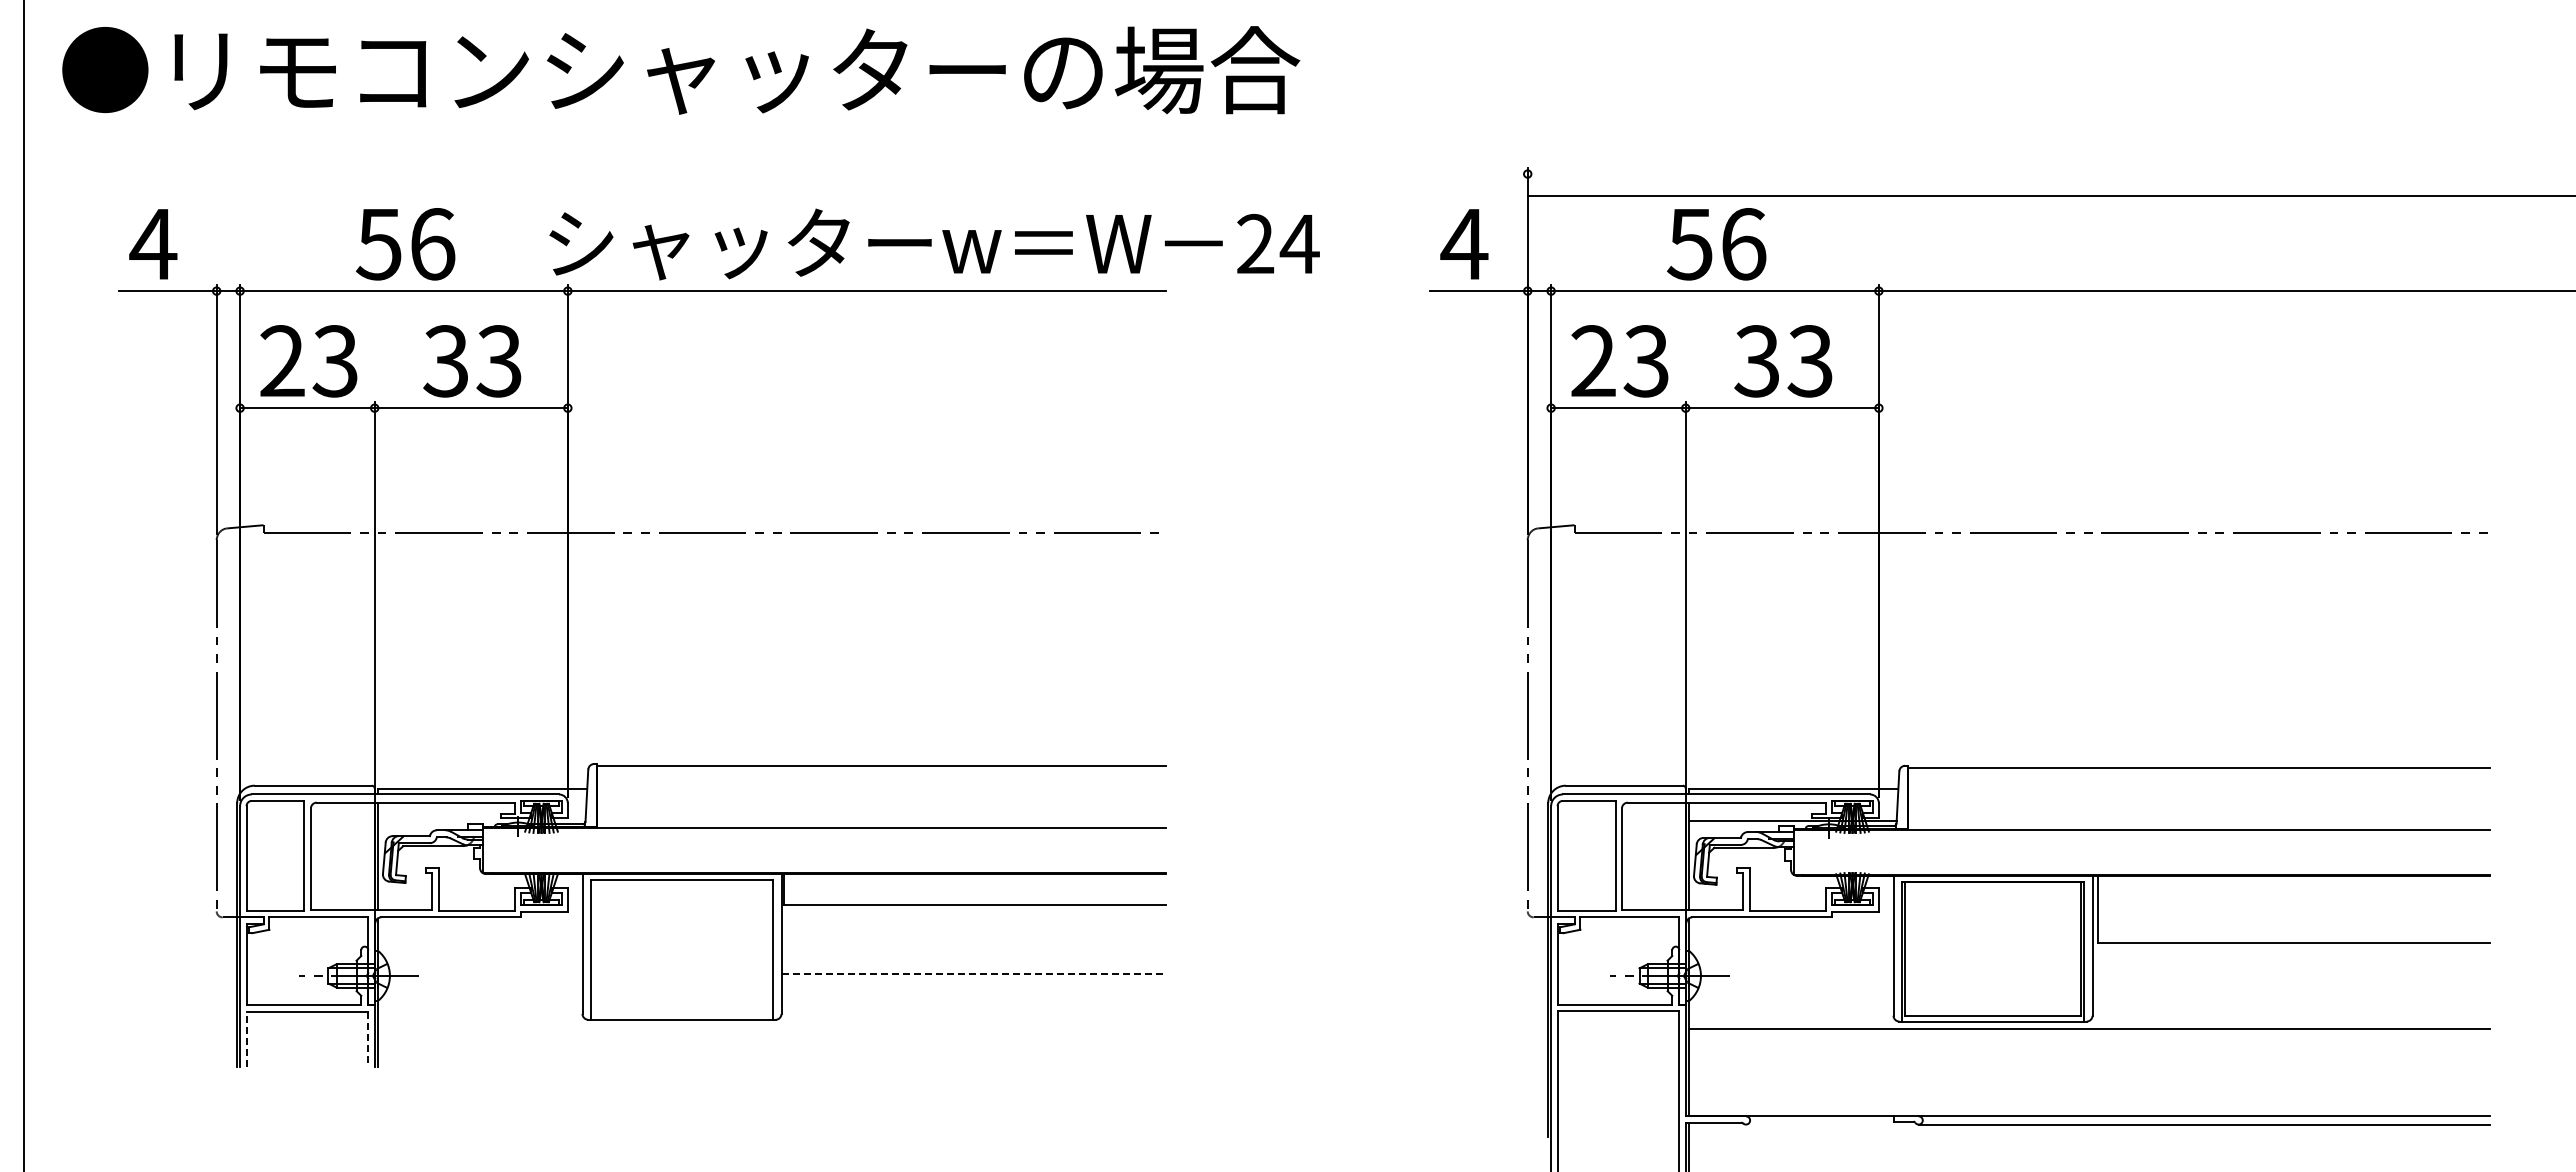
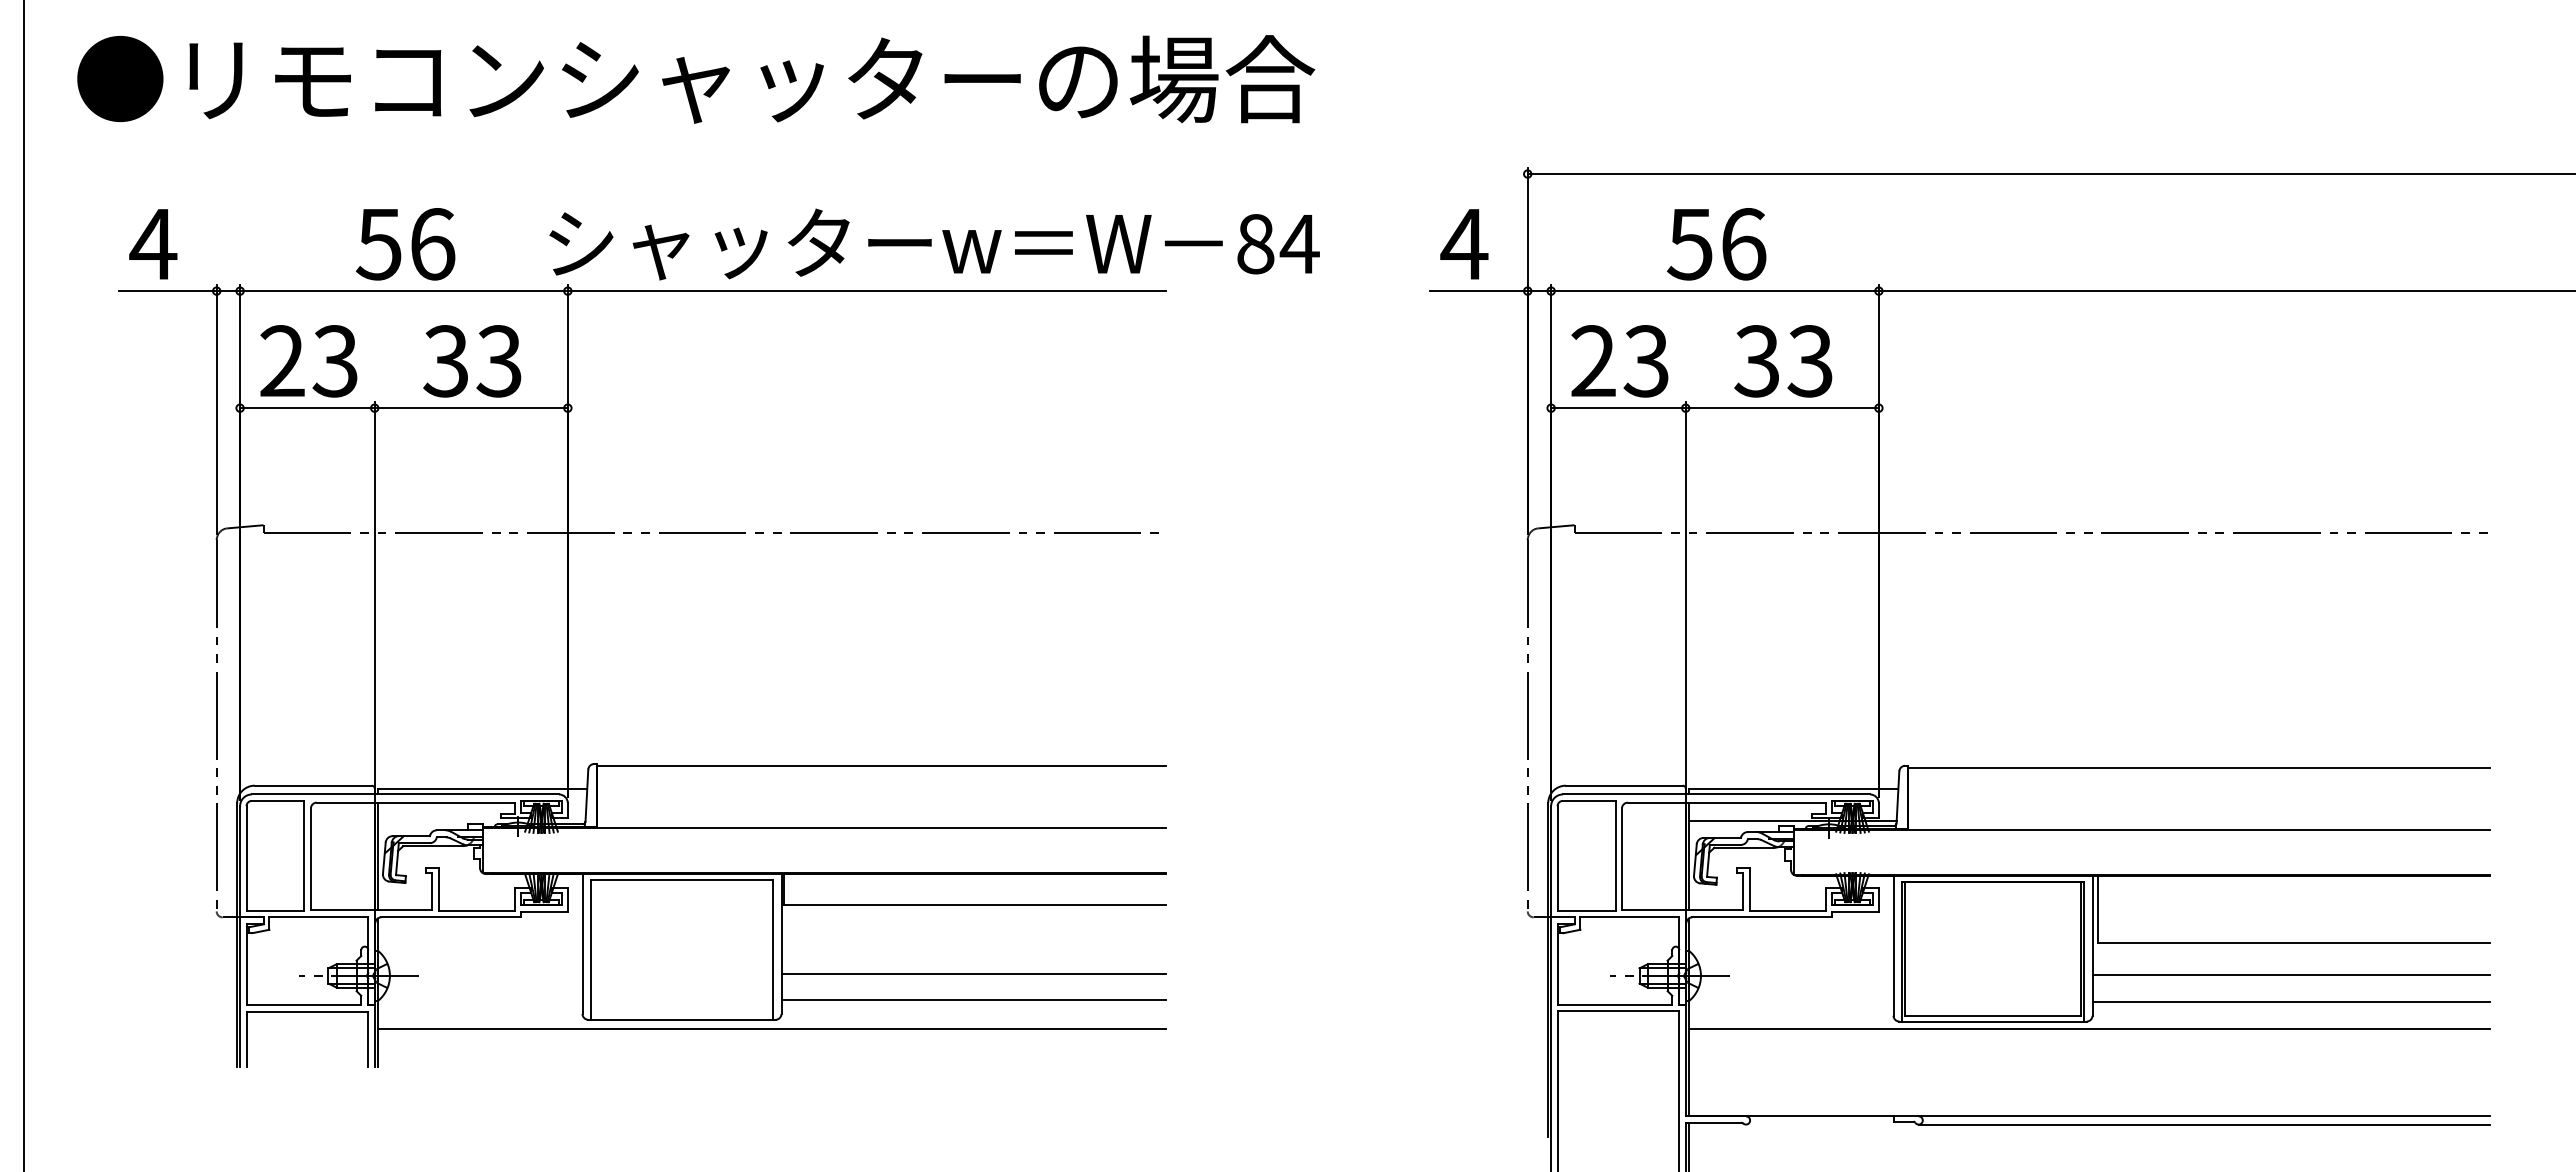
text position: (681, 70) -> (696, 79) (696, 79)
line position: (2049, 196) -> (2049, 174) (2049, 174)
text: 24 -> 84 (1255, 243)
line: dashed -> solid (974, 973)
line: none -> present (2290, 975)
line: none -> present (973, 999)
line: none -> present (2290, 1001)
line: none -> present (771, 1028)
line: dashed -> solid (246, 1039)
line: dashed -> solid (368, 1039)
